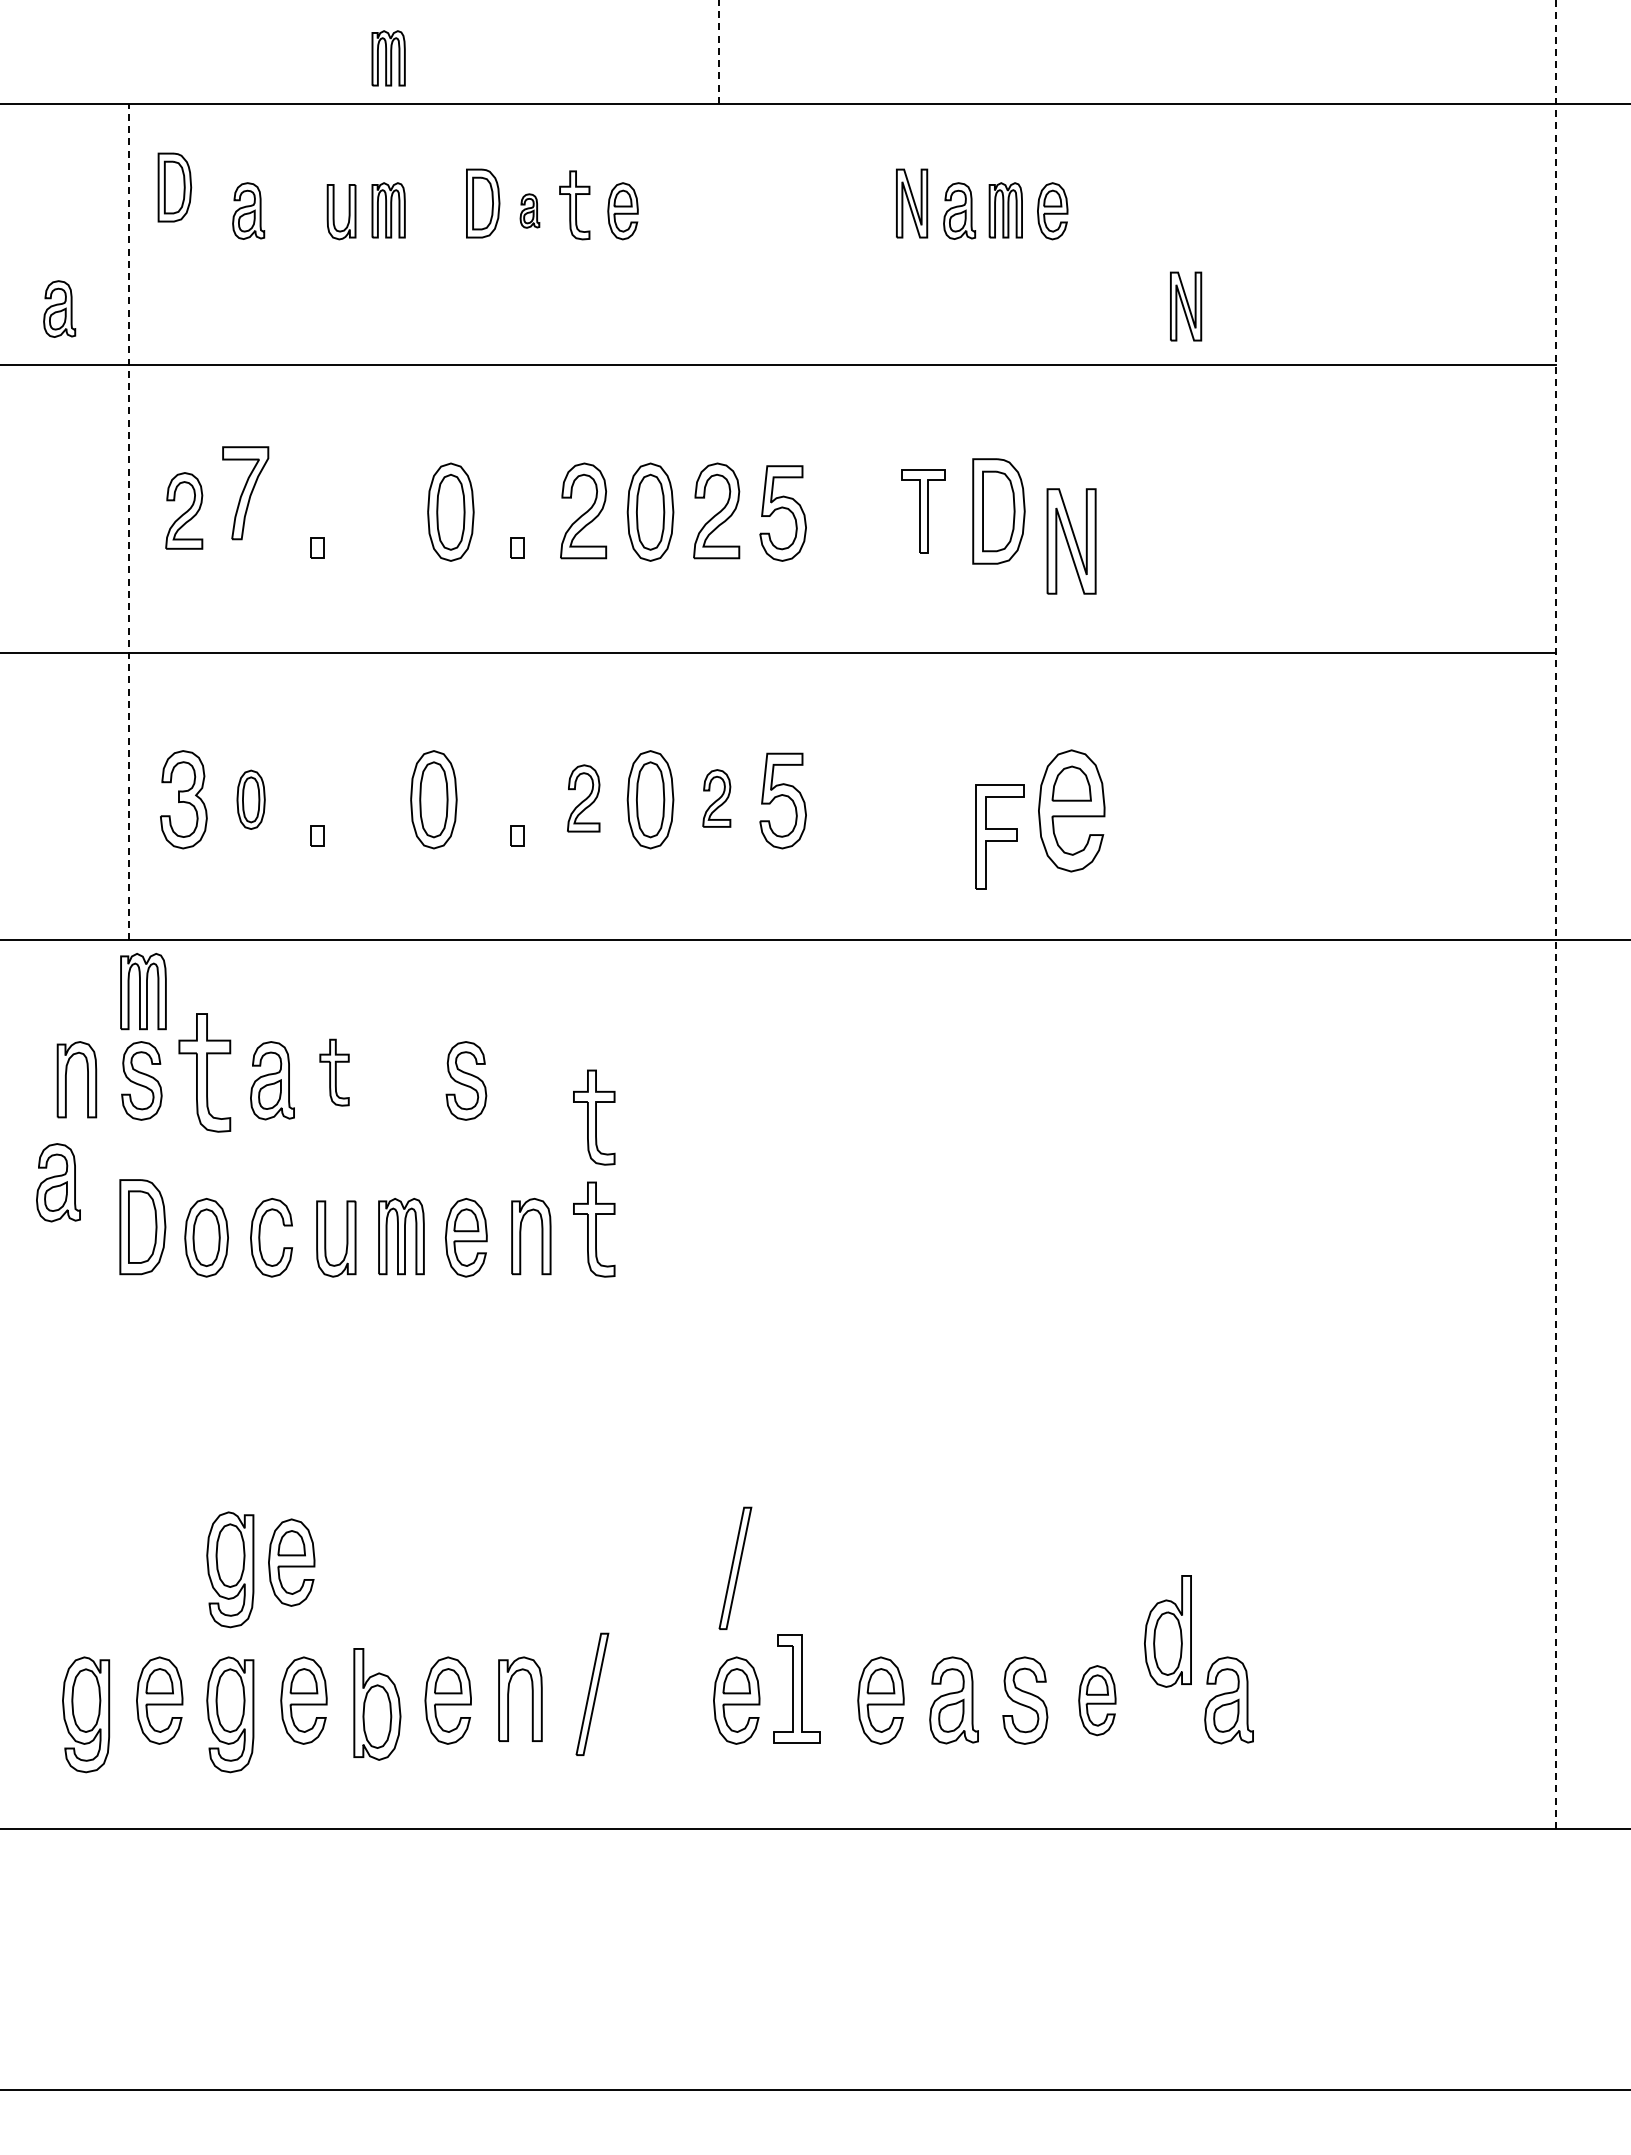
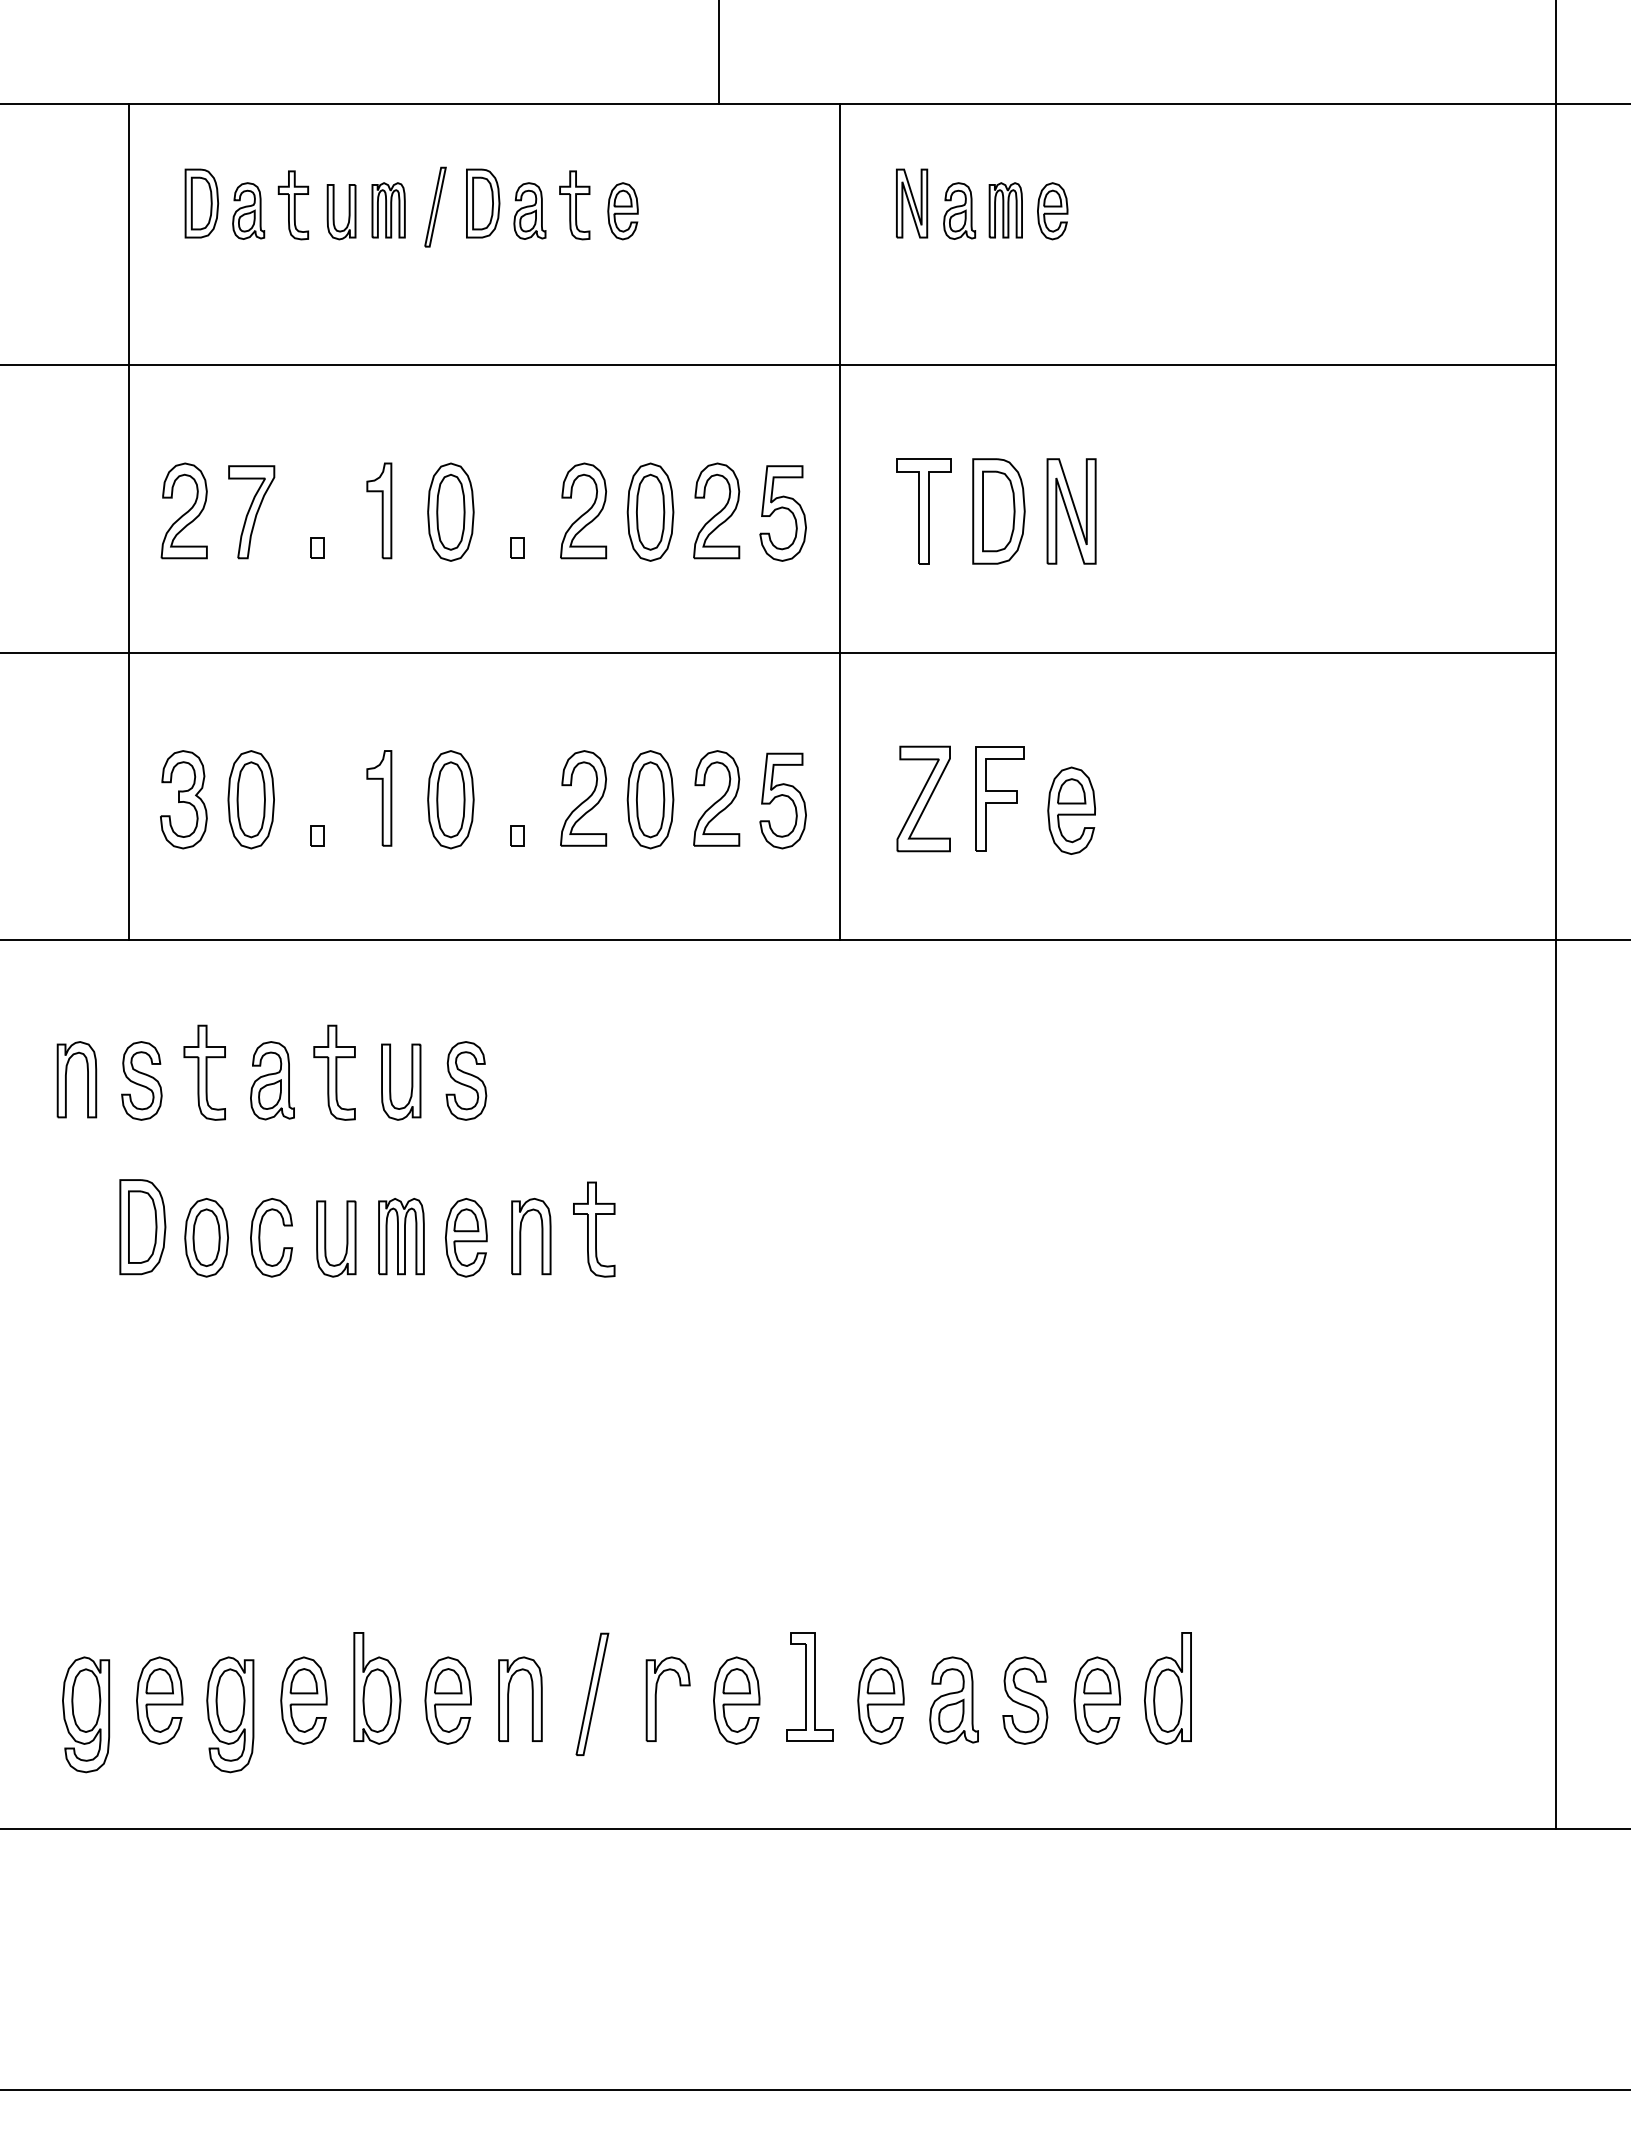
line: dashed -> solid (719, 51)
part: present -> none (388, 58)
part position: (174, 187) -> (201, 203) (201, 203)
part: none -> present (293, 205)
part: none -> present (435, 206)
part size: 22x36 px -> 34x58 px (529, 210)
part: present -> none (1186, 306)
part: present -> none (59, 308)
part position: (245, 493) -> (251, 512) (251, 512)
part size: 39x78 px -> 48x98 px (183, 510)
part: none -> present (379, 510)
part size: 45x85 px -> 56x107 px (923, 511)
line: dashed -> solid (128, 521)
line: none -> present (839, 521)
part position: (1071, 541) -> (1071, 511) (1071, 511)
part: none -> present (379, 798)
part size: 34x69 px -> 48x97 px (583, 798)
part size: 30x59 px -> 48x97 px (716, 798)
part: none -> present (923, 798)
part size: 30x61 px -> 48x100 px (250, 799)
part position: (433, 799) -> (450, 799) (450, 799)
part size: 68x124 px -> 49x89 px (1071, 810)
part position: (999, 836) -> (999, 798) (999, 798)
line: dashed -> solid (1555, 914)
part: present -> none (143, 991)
part size: 54x120 px -> 43x97 px (204, 1072)
part size: 31x69 px -> 43x97 px (334, 1072)
part: none -> present (411, 1081)
part: present -> none (594, 1117)
part: present -> none (58, 1182)
part: present -> none (291, 1562)
part: present -> none (735, 1567)
part: present -> none (230, 1569)
part position: (1167, 1631) -> (1167, 1688) (1167, 1688)
part position: (796, 1688) -> (809, 1686) (809, 1686)
part: none -> present (656, 1698)
part size: 39x72 px -> 49x89 px (1097, 1700)
part: present -> none (1228, 1700)
part position: (377, 1704) -> (377, 1688) (377, 1688)
